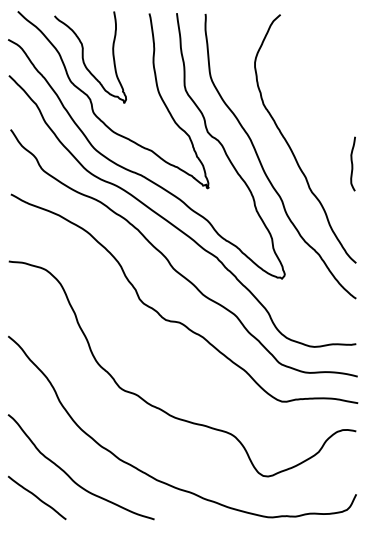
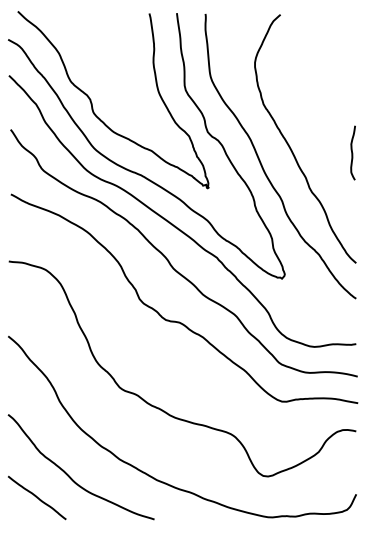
curve: present -> none (84, 60)
curve position: (352, 163) -> (352, 152) (352, 152)
